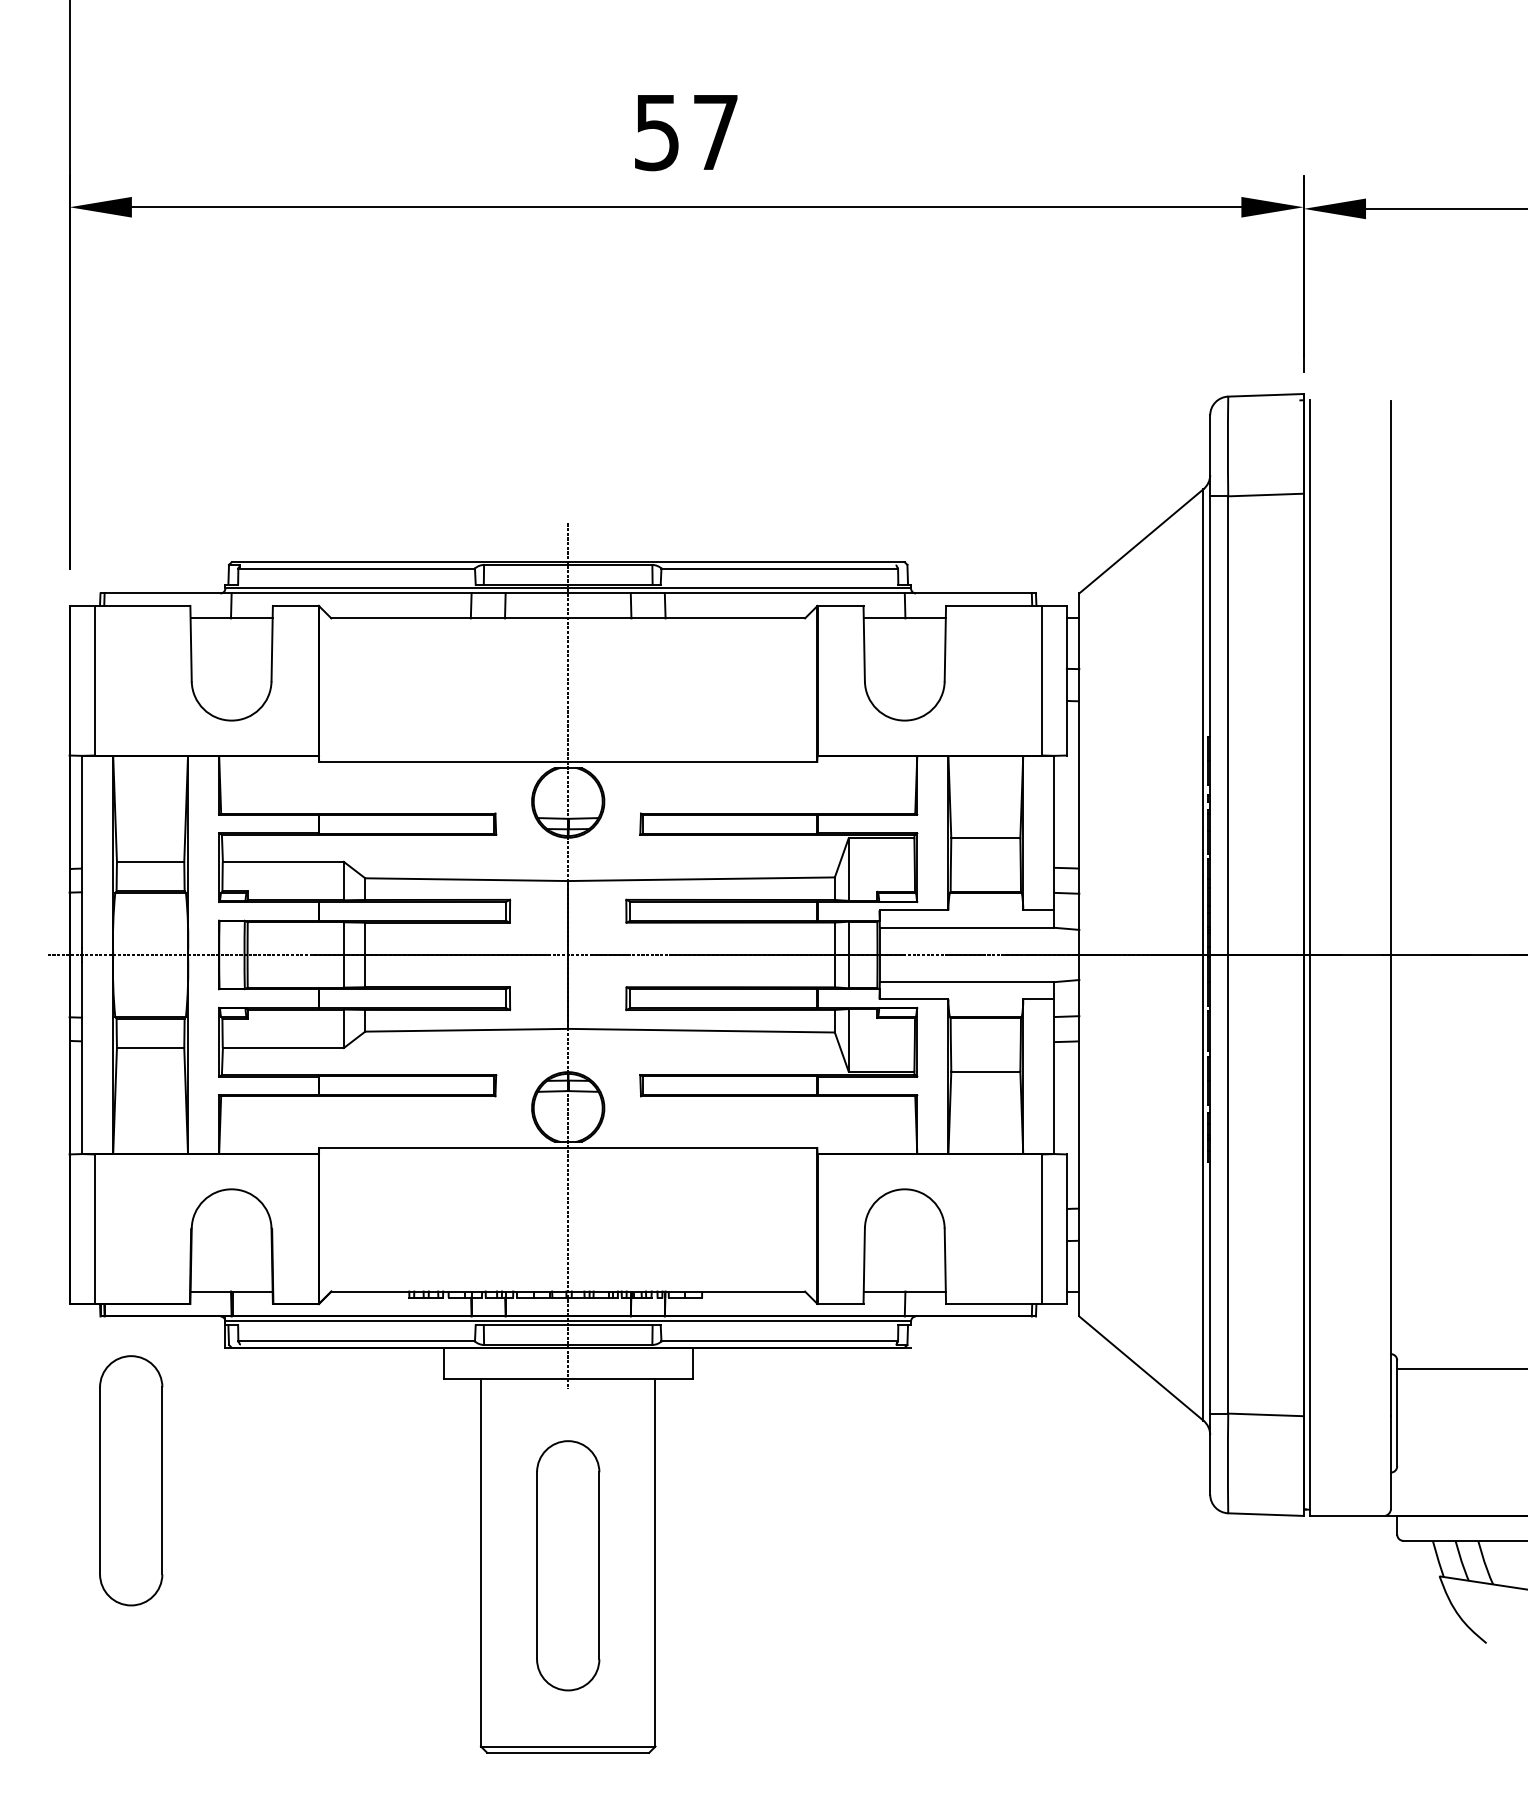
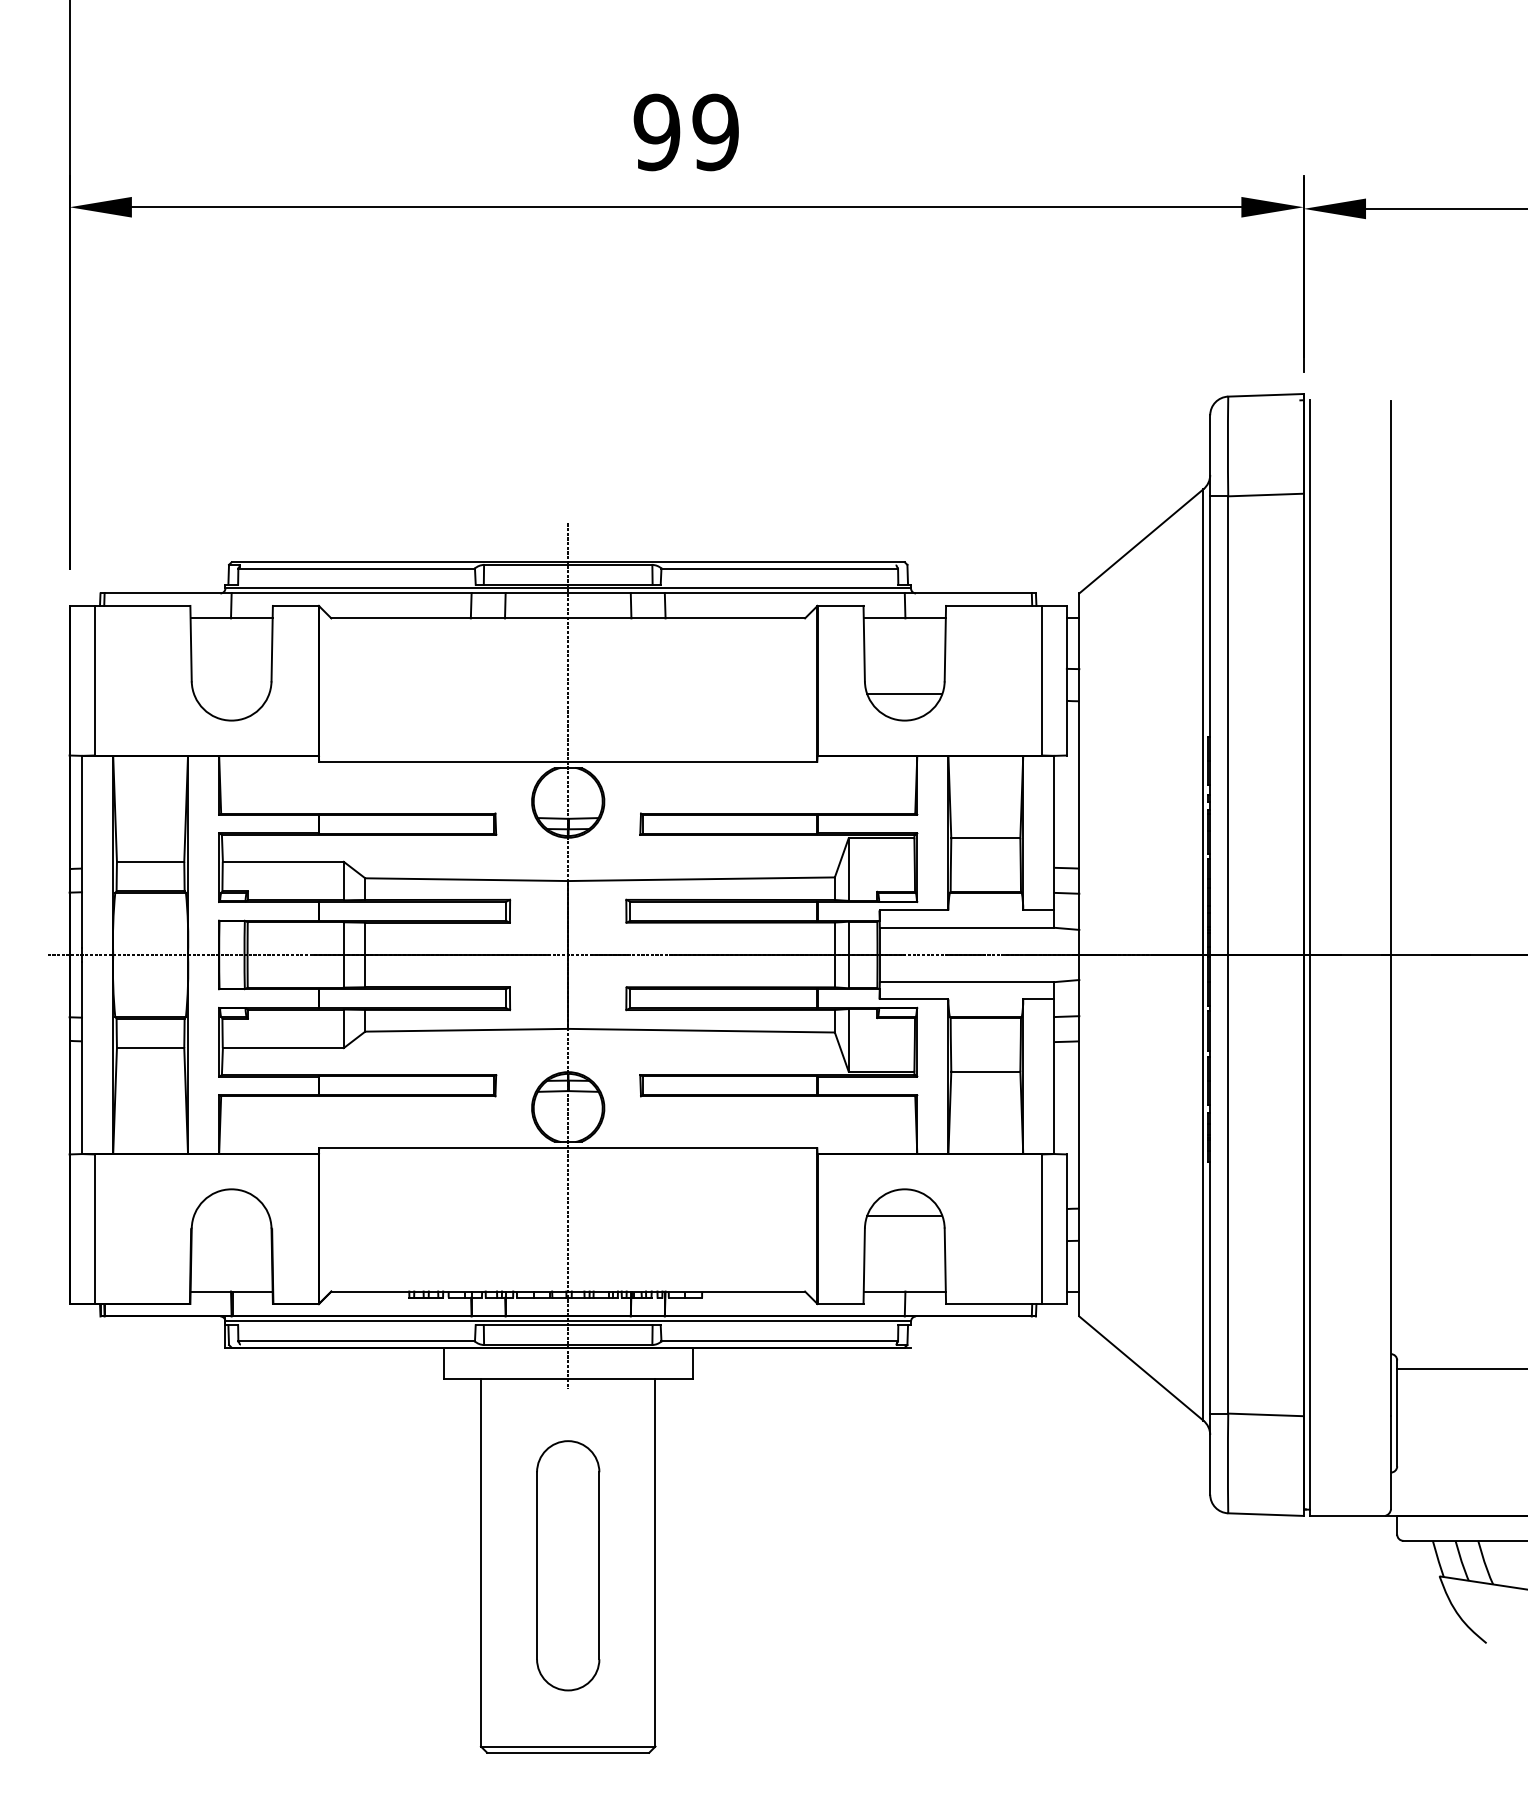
text: 57 -> 99 (685, 132)
line: none -> present (904, 693)
line: none -> present (904, 1216)
part: present -> none (131, 1480)
